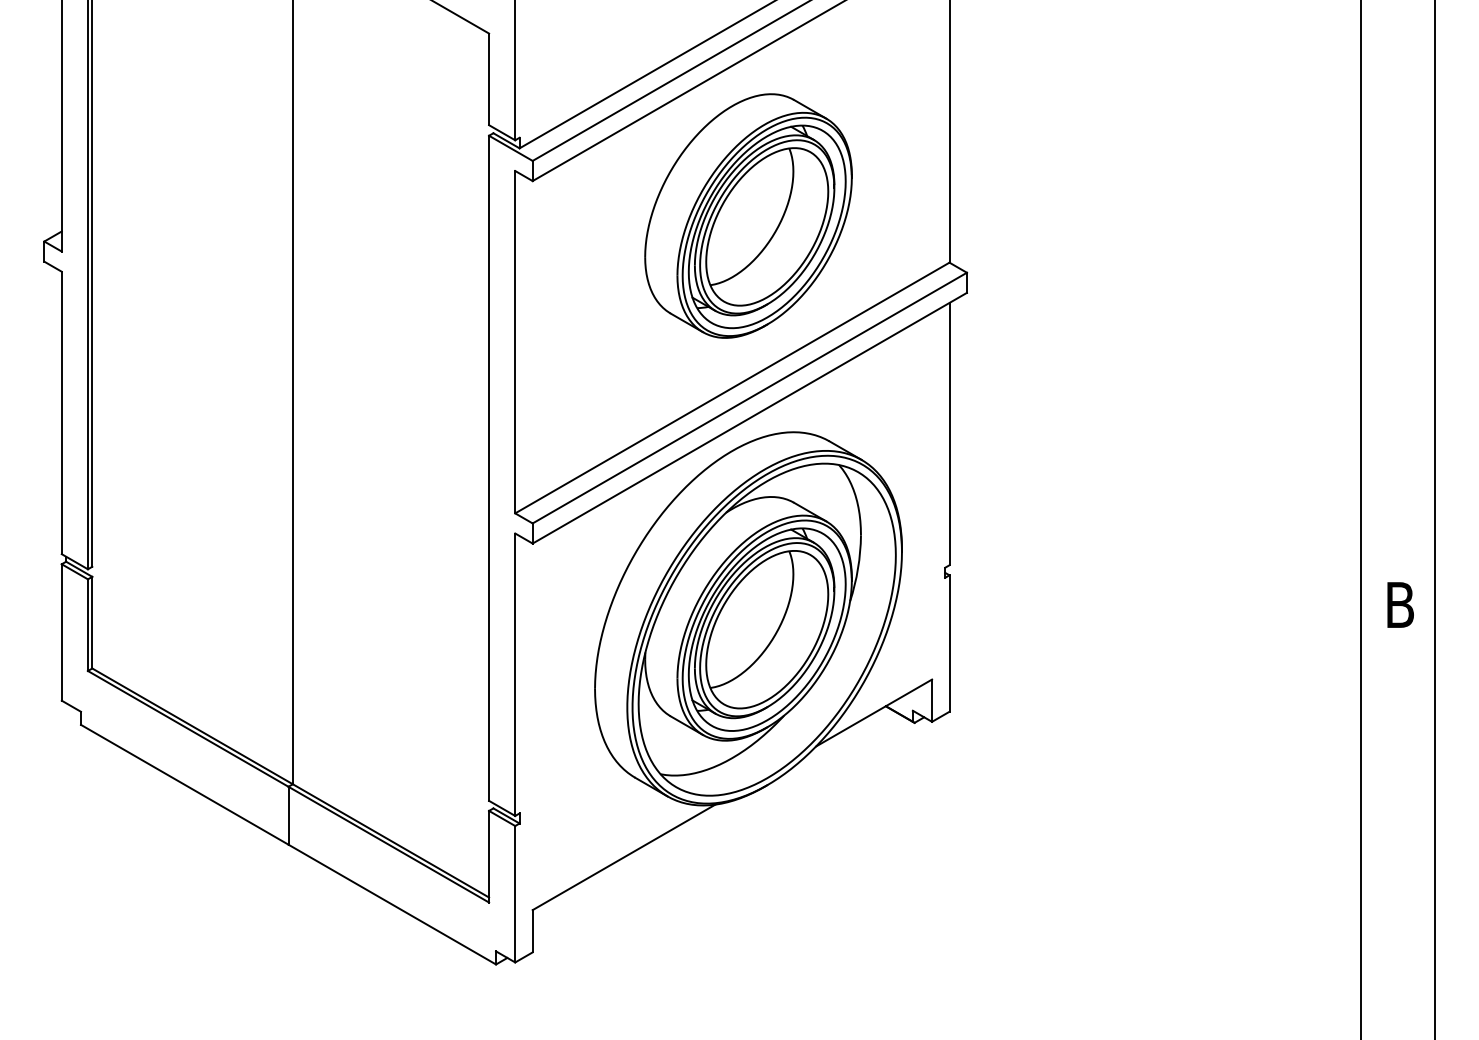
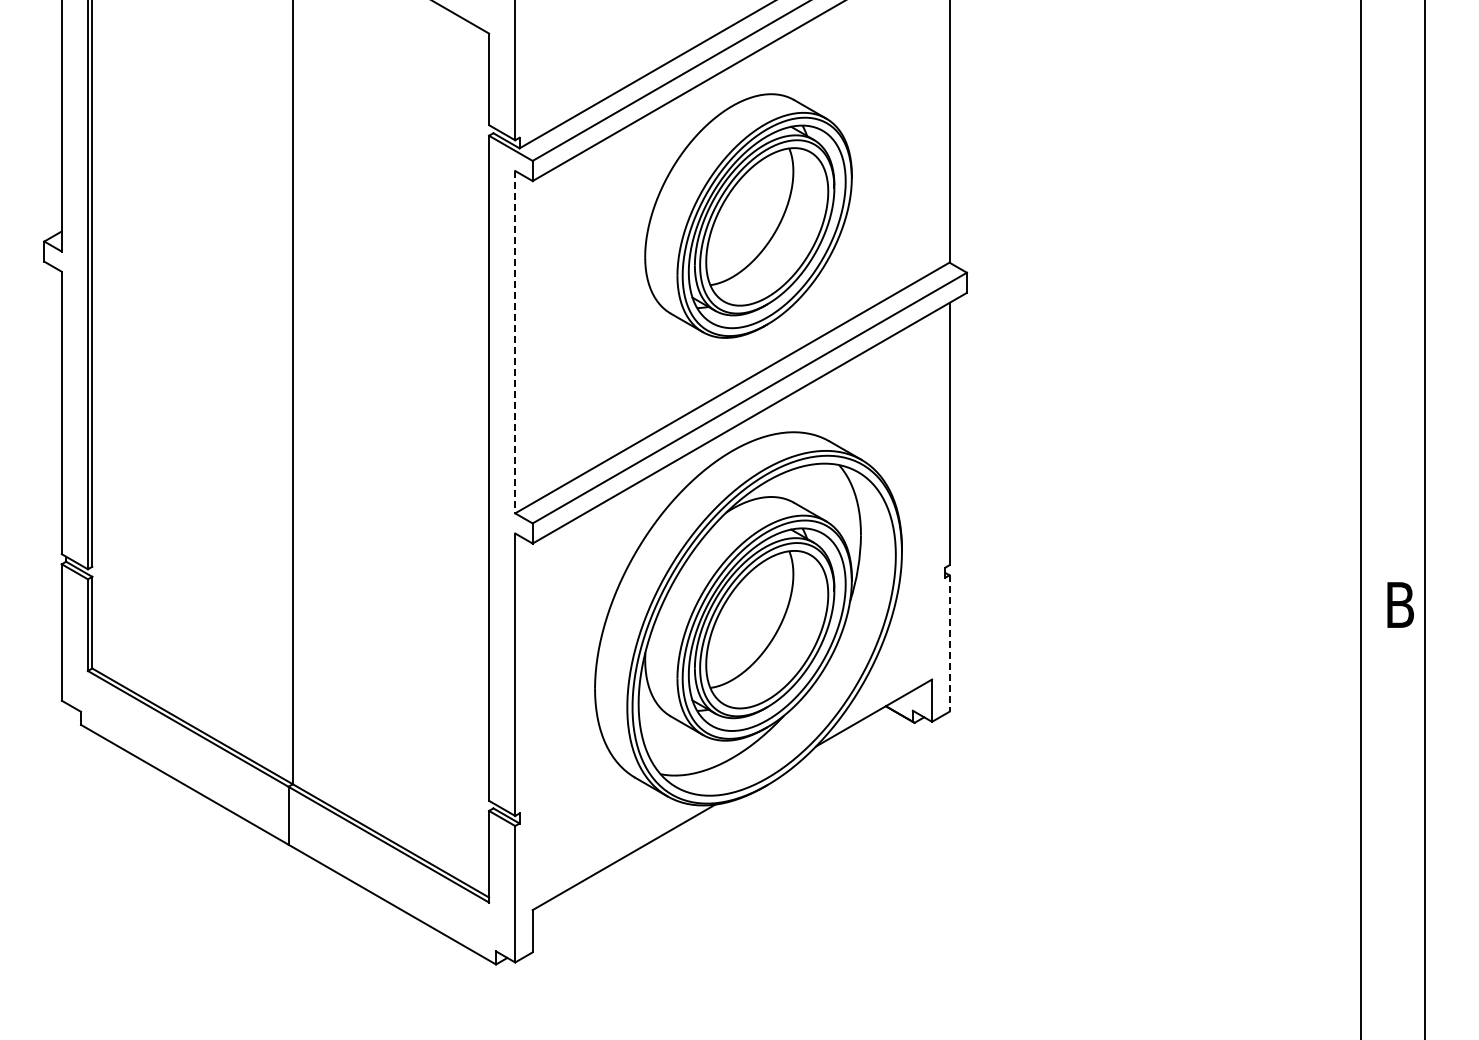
line: solid -> dashed (515, 342)
line position: (1434, 519) -> (1424, 519) (1424, 519)
line: solid -> dashed (949, 644)
